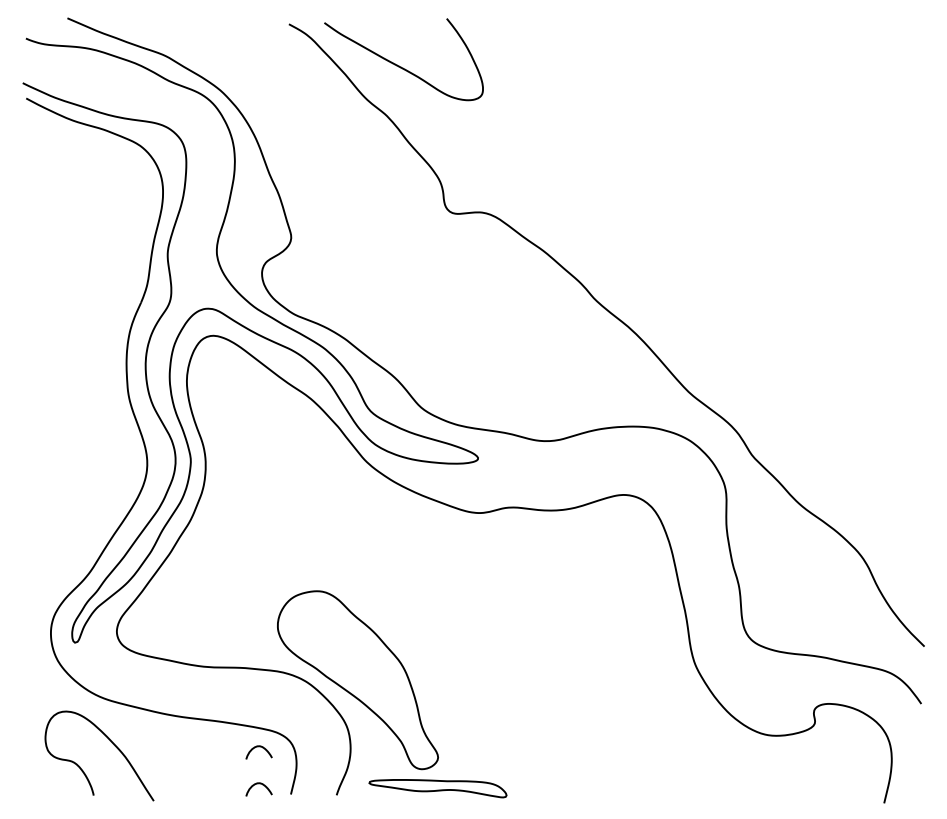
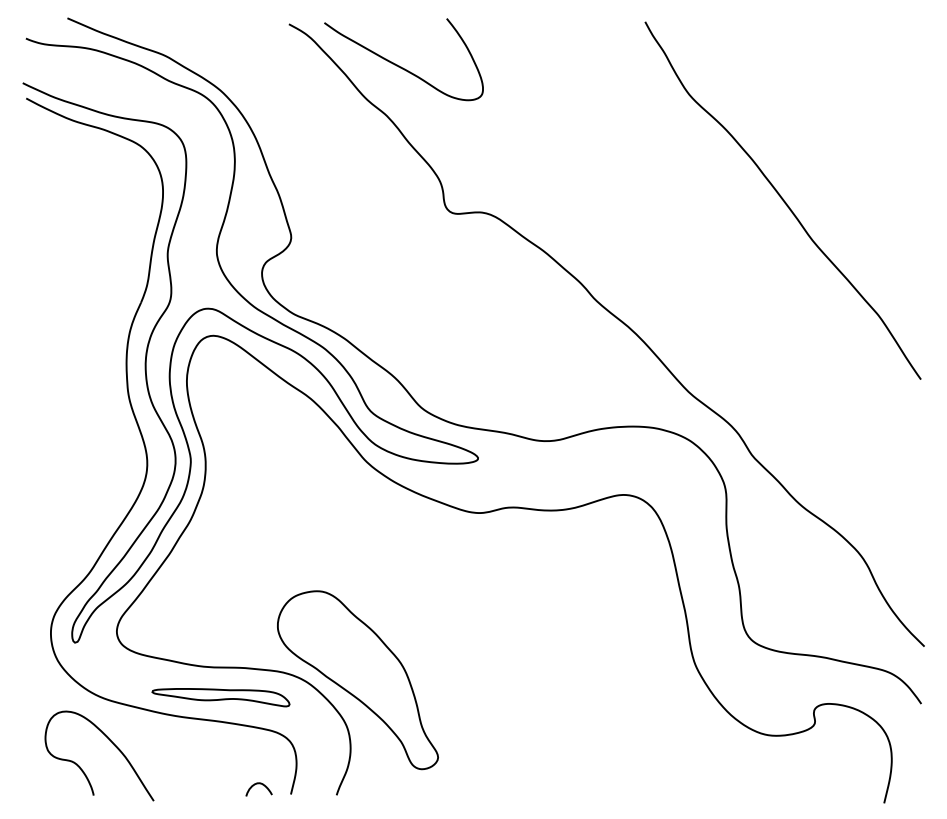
curve: none -> present (782, 200)
curve: present -> none (258, 747)
part position: (437, 788) -> (220, 697) (220, 697)
